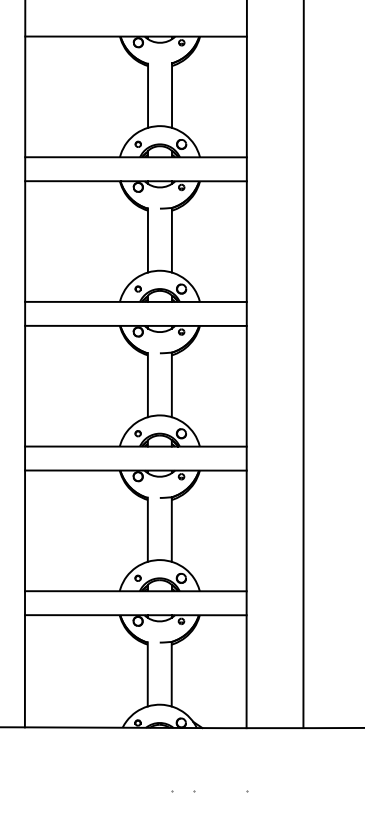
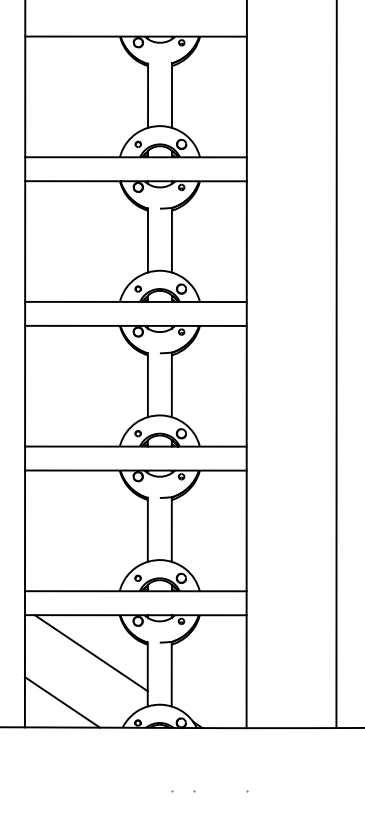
line position: (303, 365) -> (336, 365) (336, 365)
line: none -> present (90, 653)
line: none -> present (61, 702)
